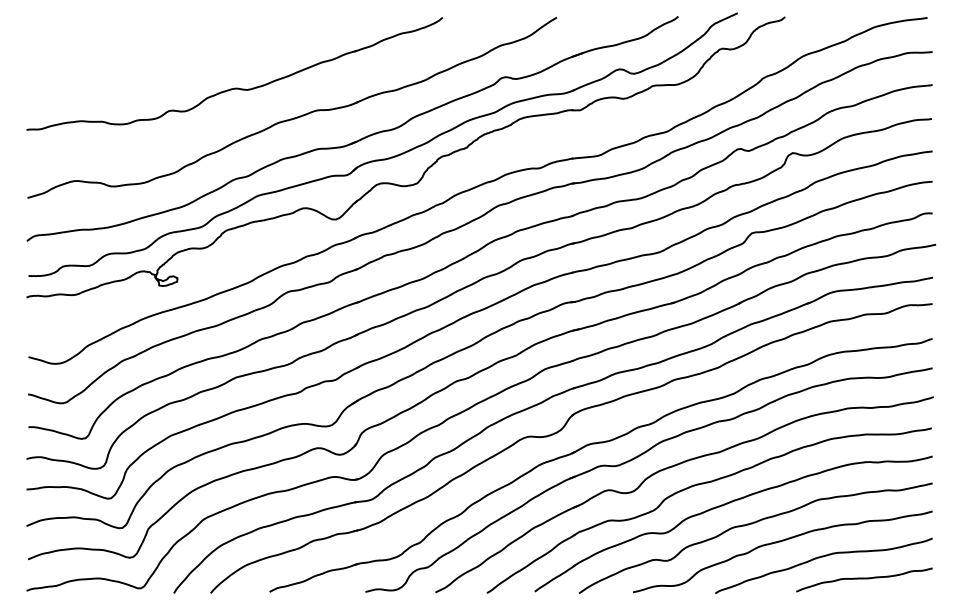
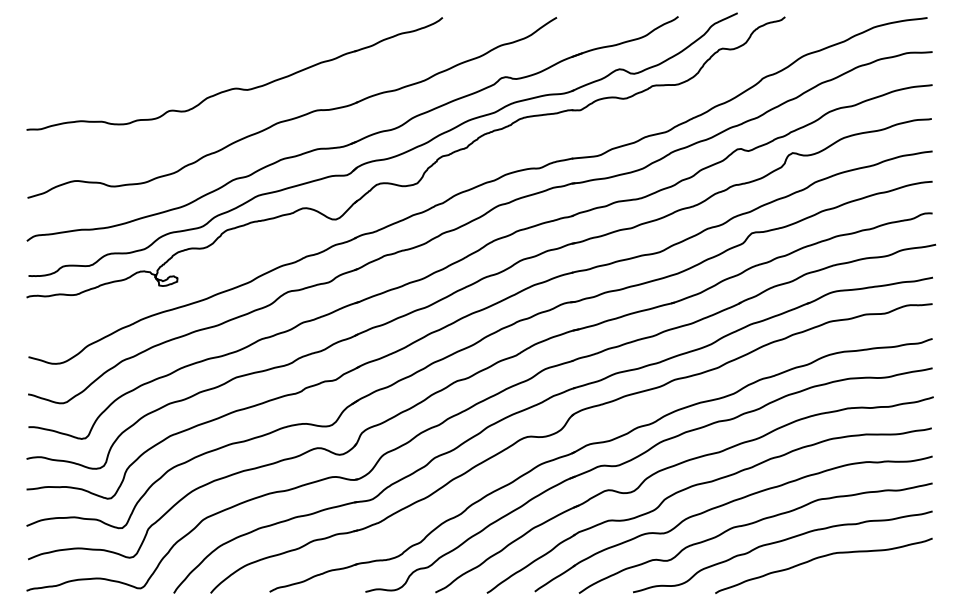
curve: present -> none (864, 579)
